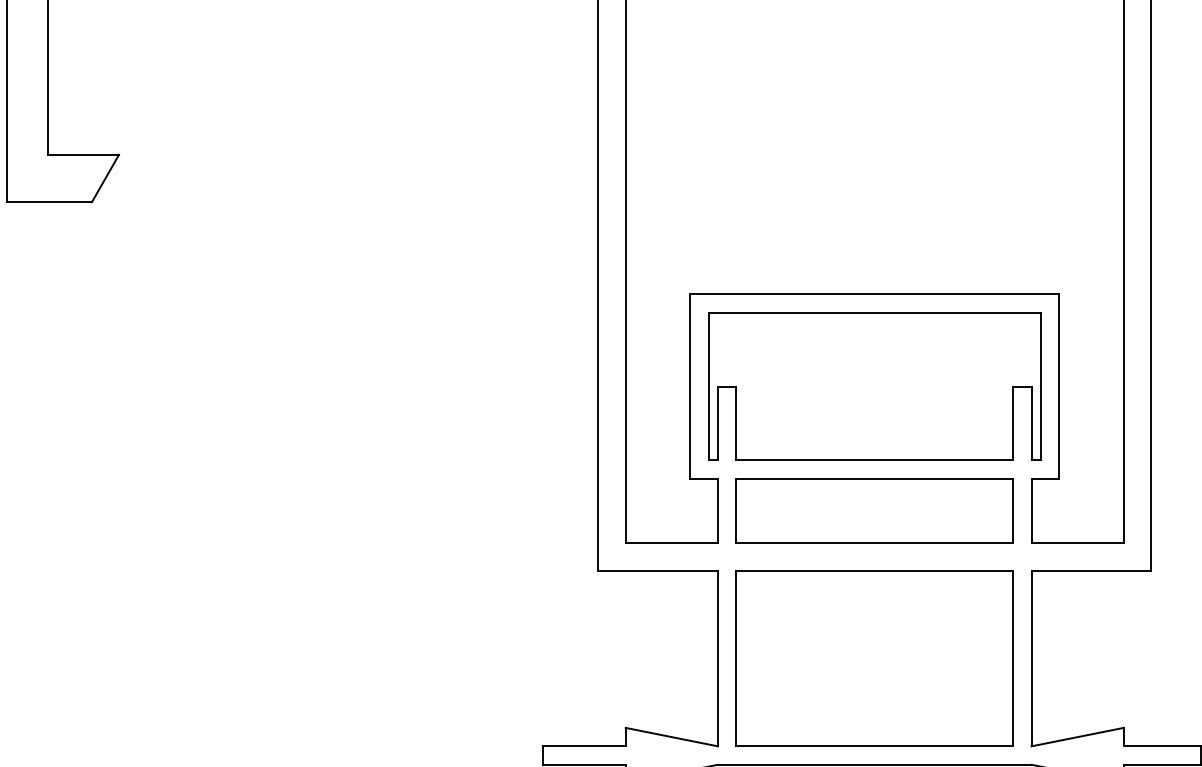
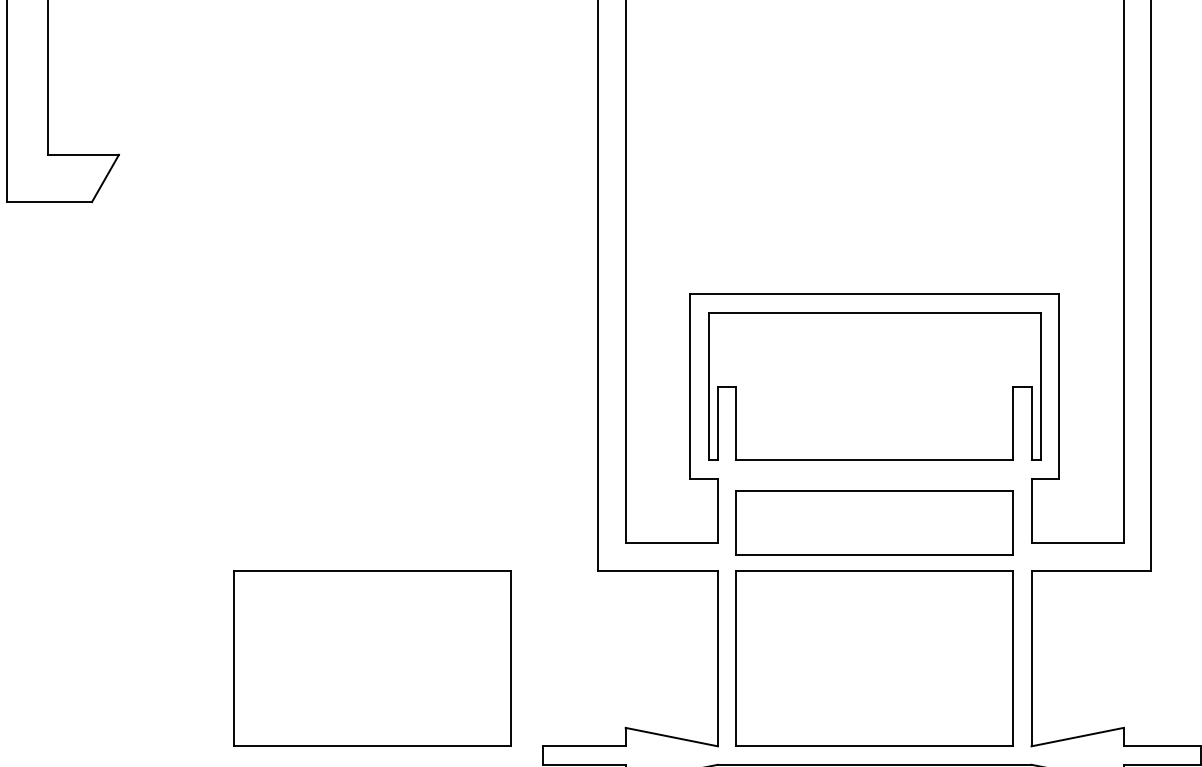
part position: (874, 510) -> (874, 522) (874, 522)
part: none -> present (372, 658)
